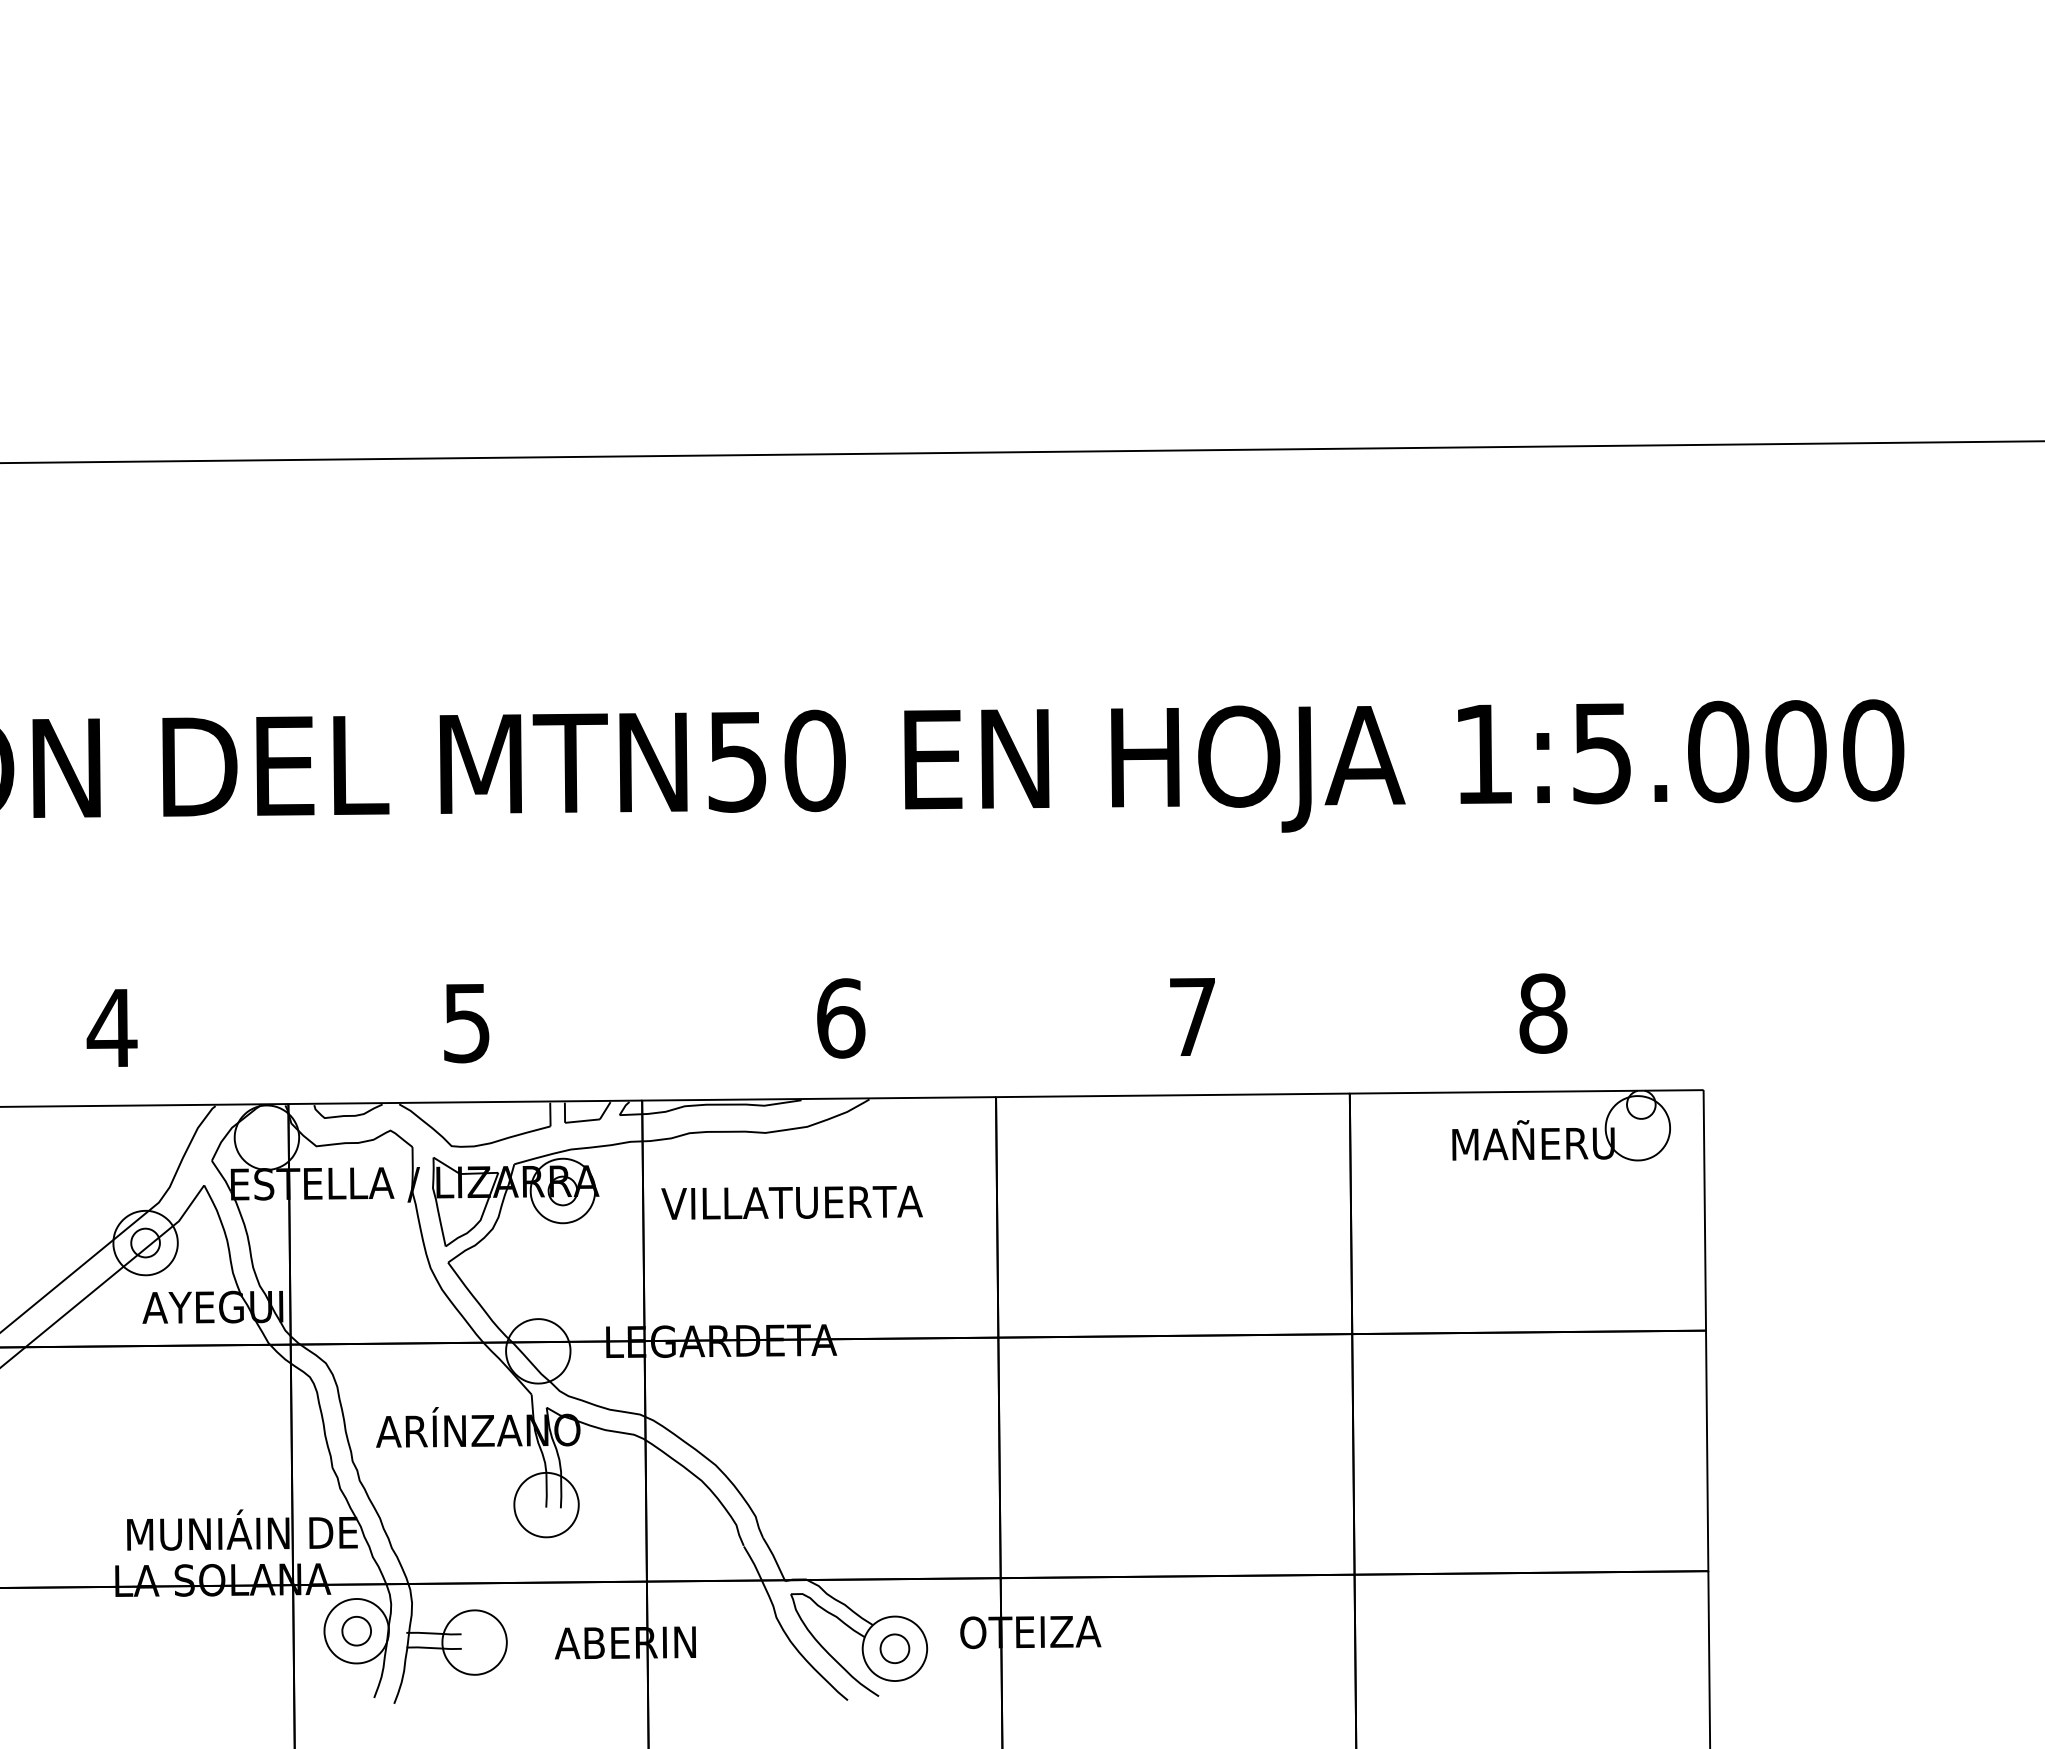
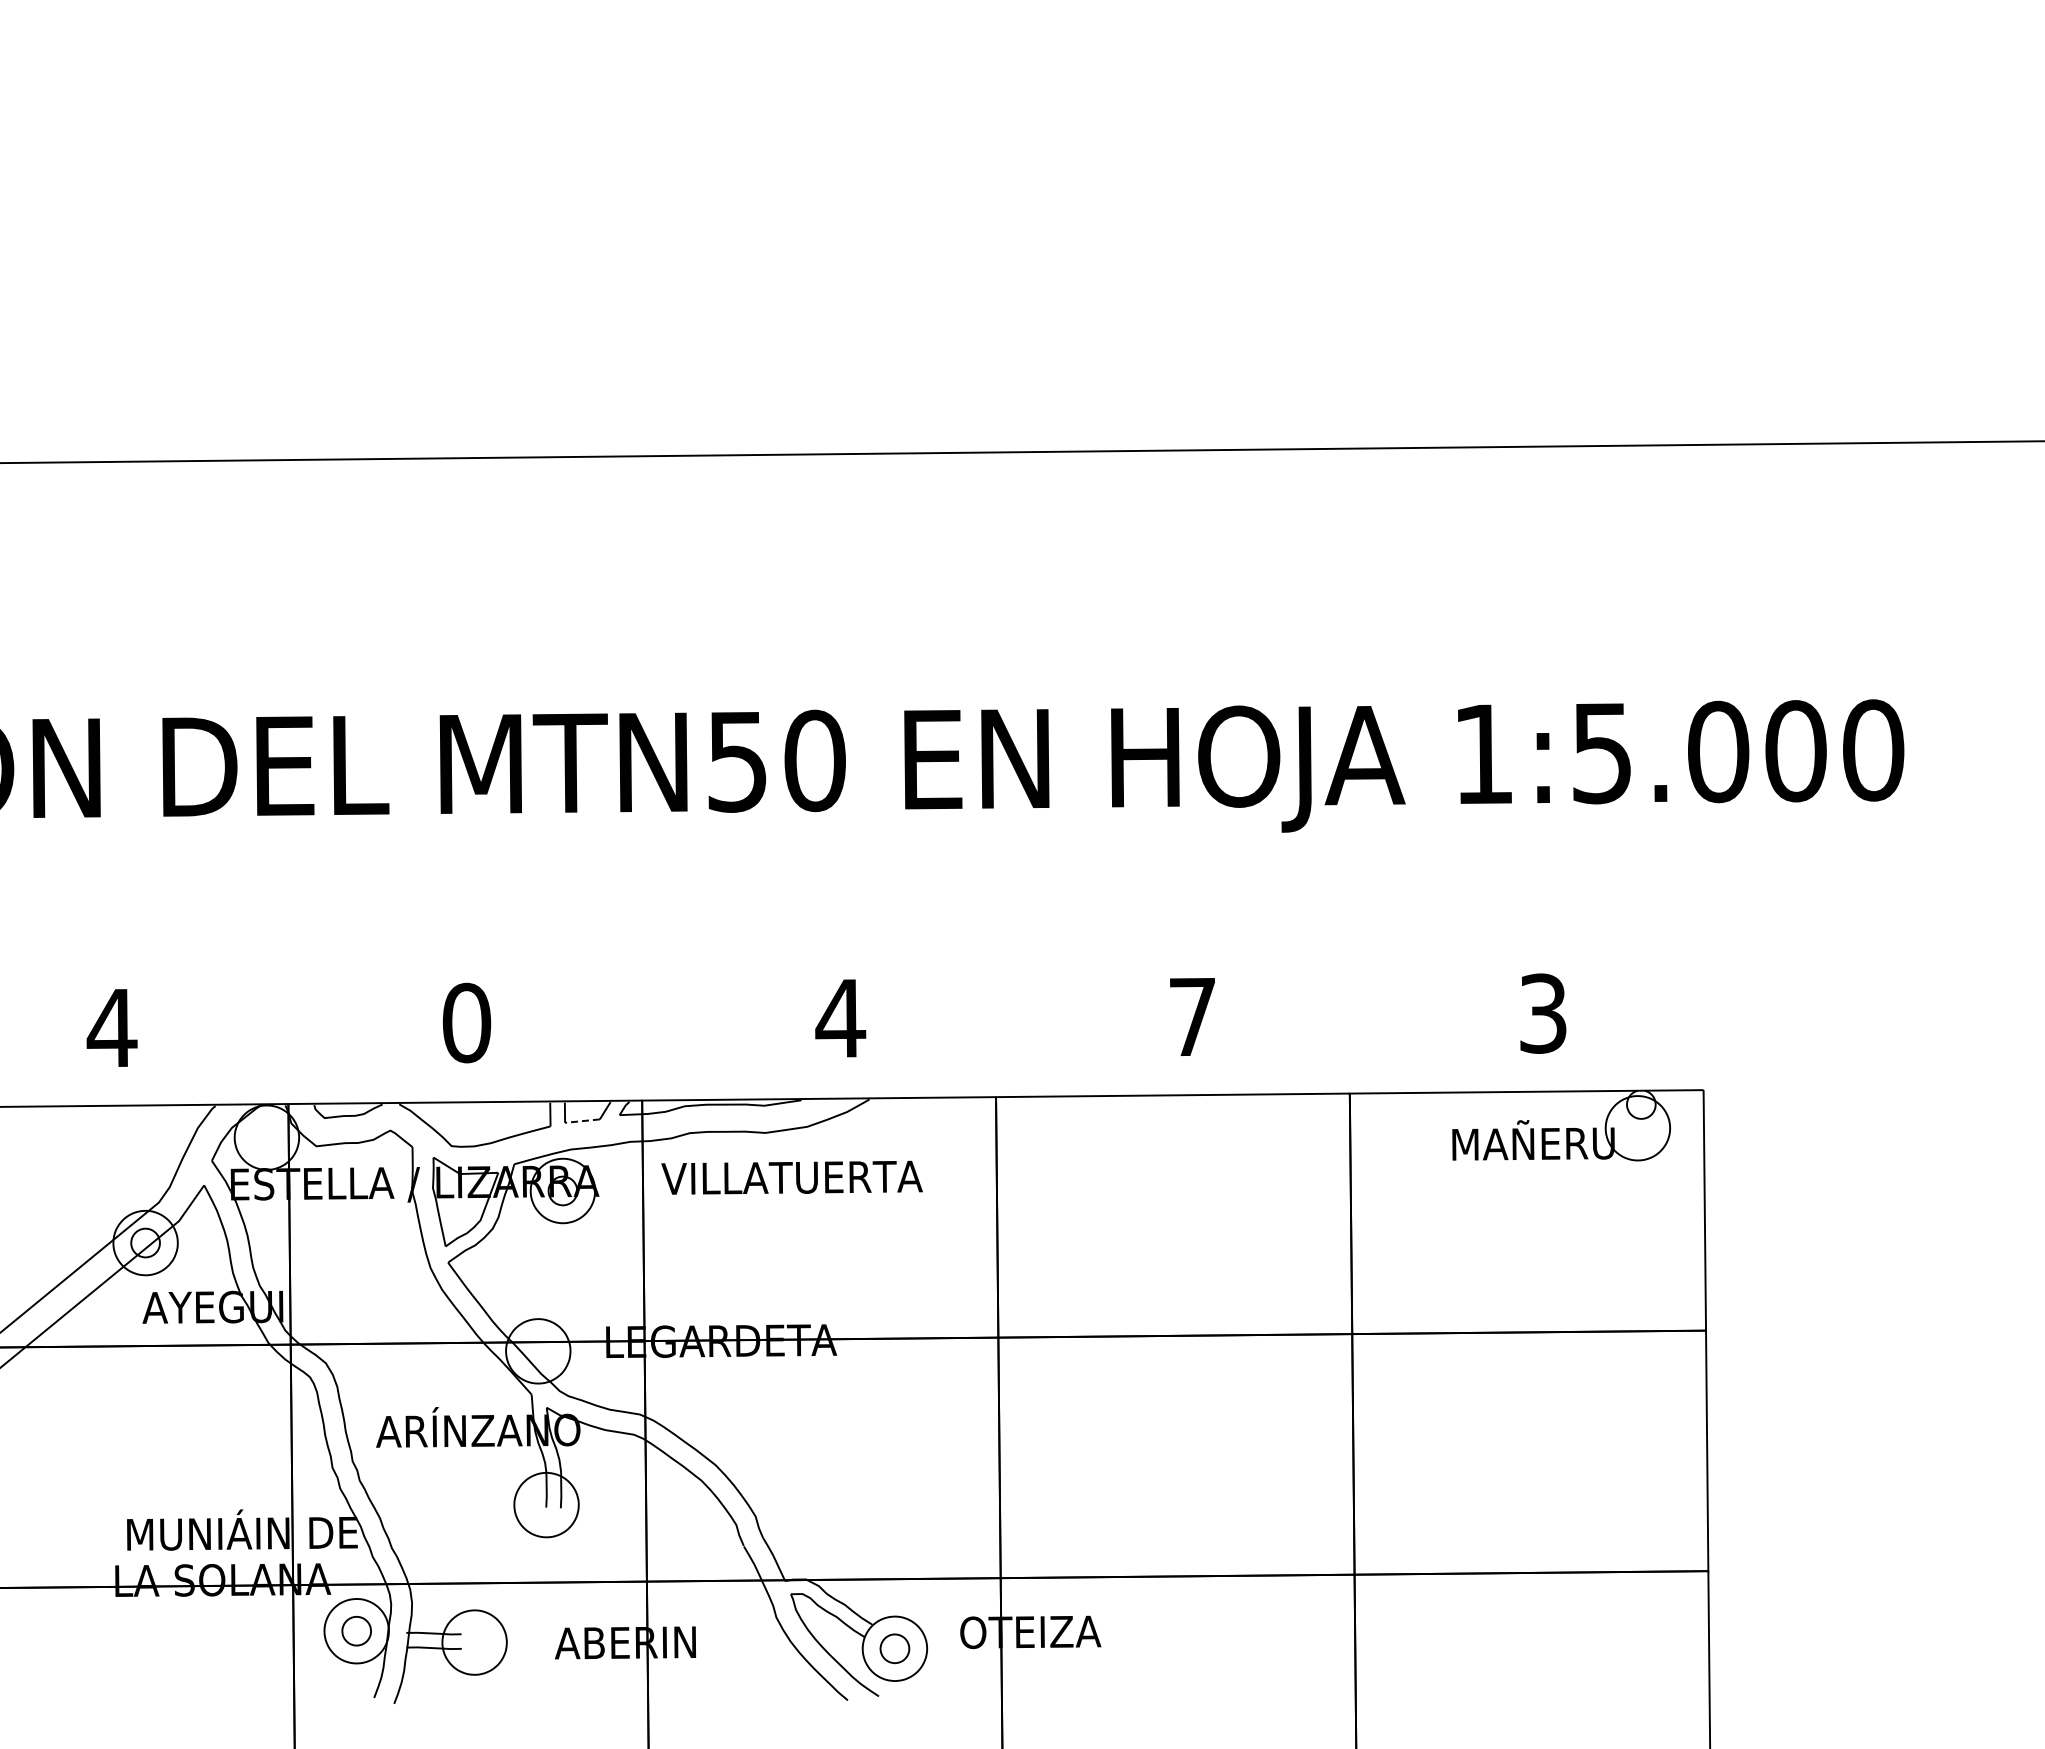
text: 8 -> 3 (1543, 1013)
text: 6 -> 4 (840, 1018)
text: 5 -> 0 (466, 1022)
line: solid -> dashed (581, 1121)
text position: (791, 1202) -> (791, 1177) (791, 1177)
